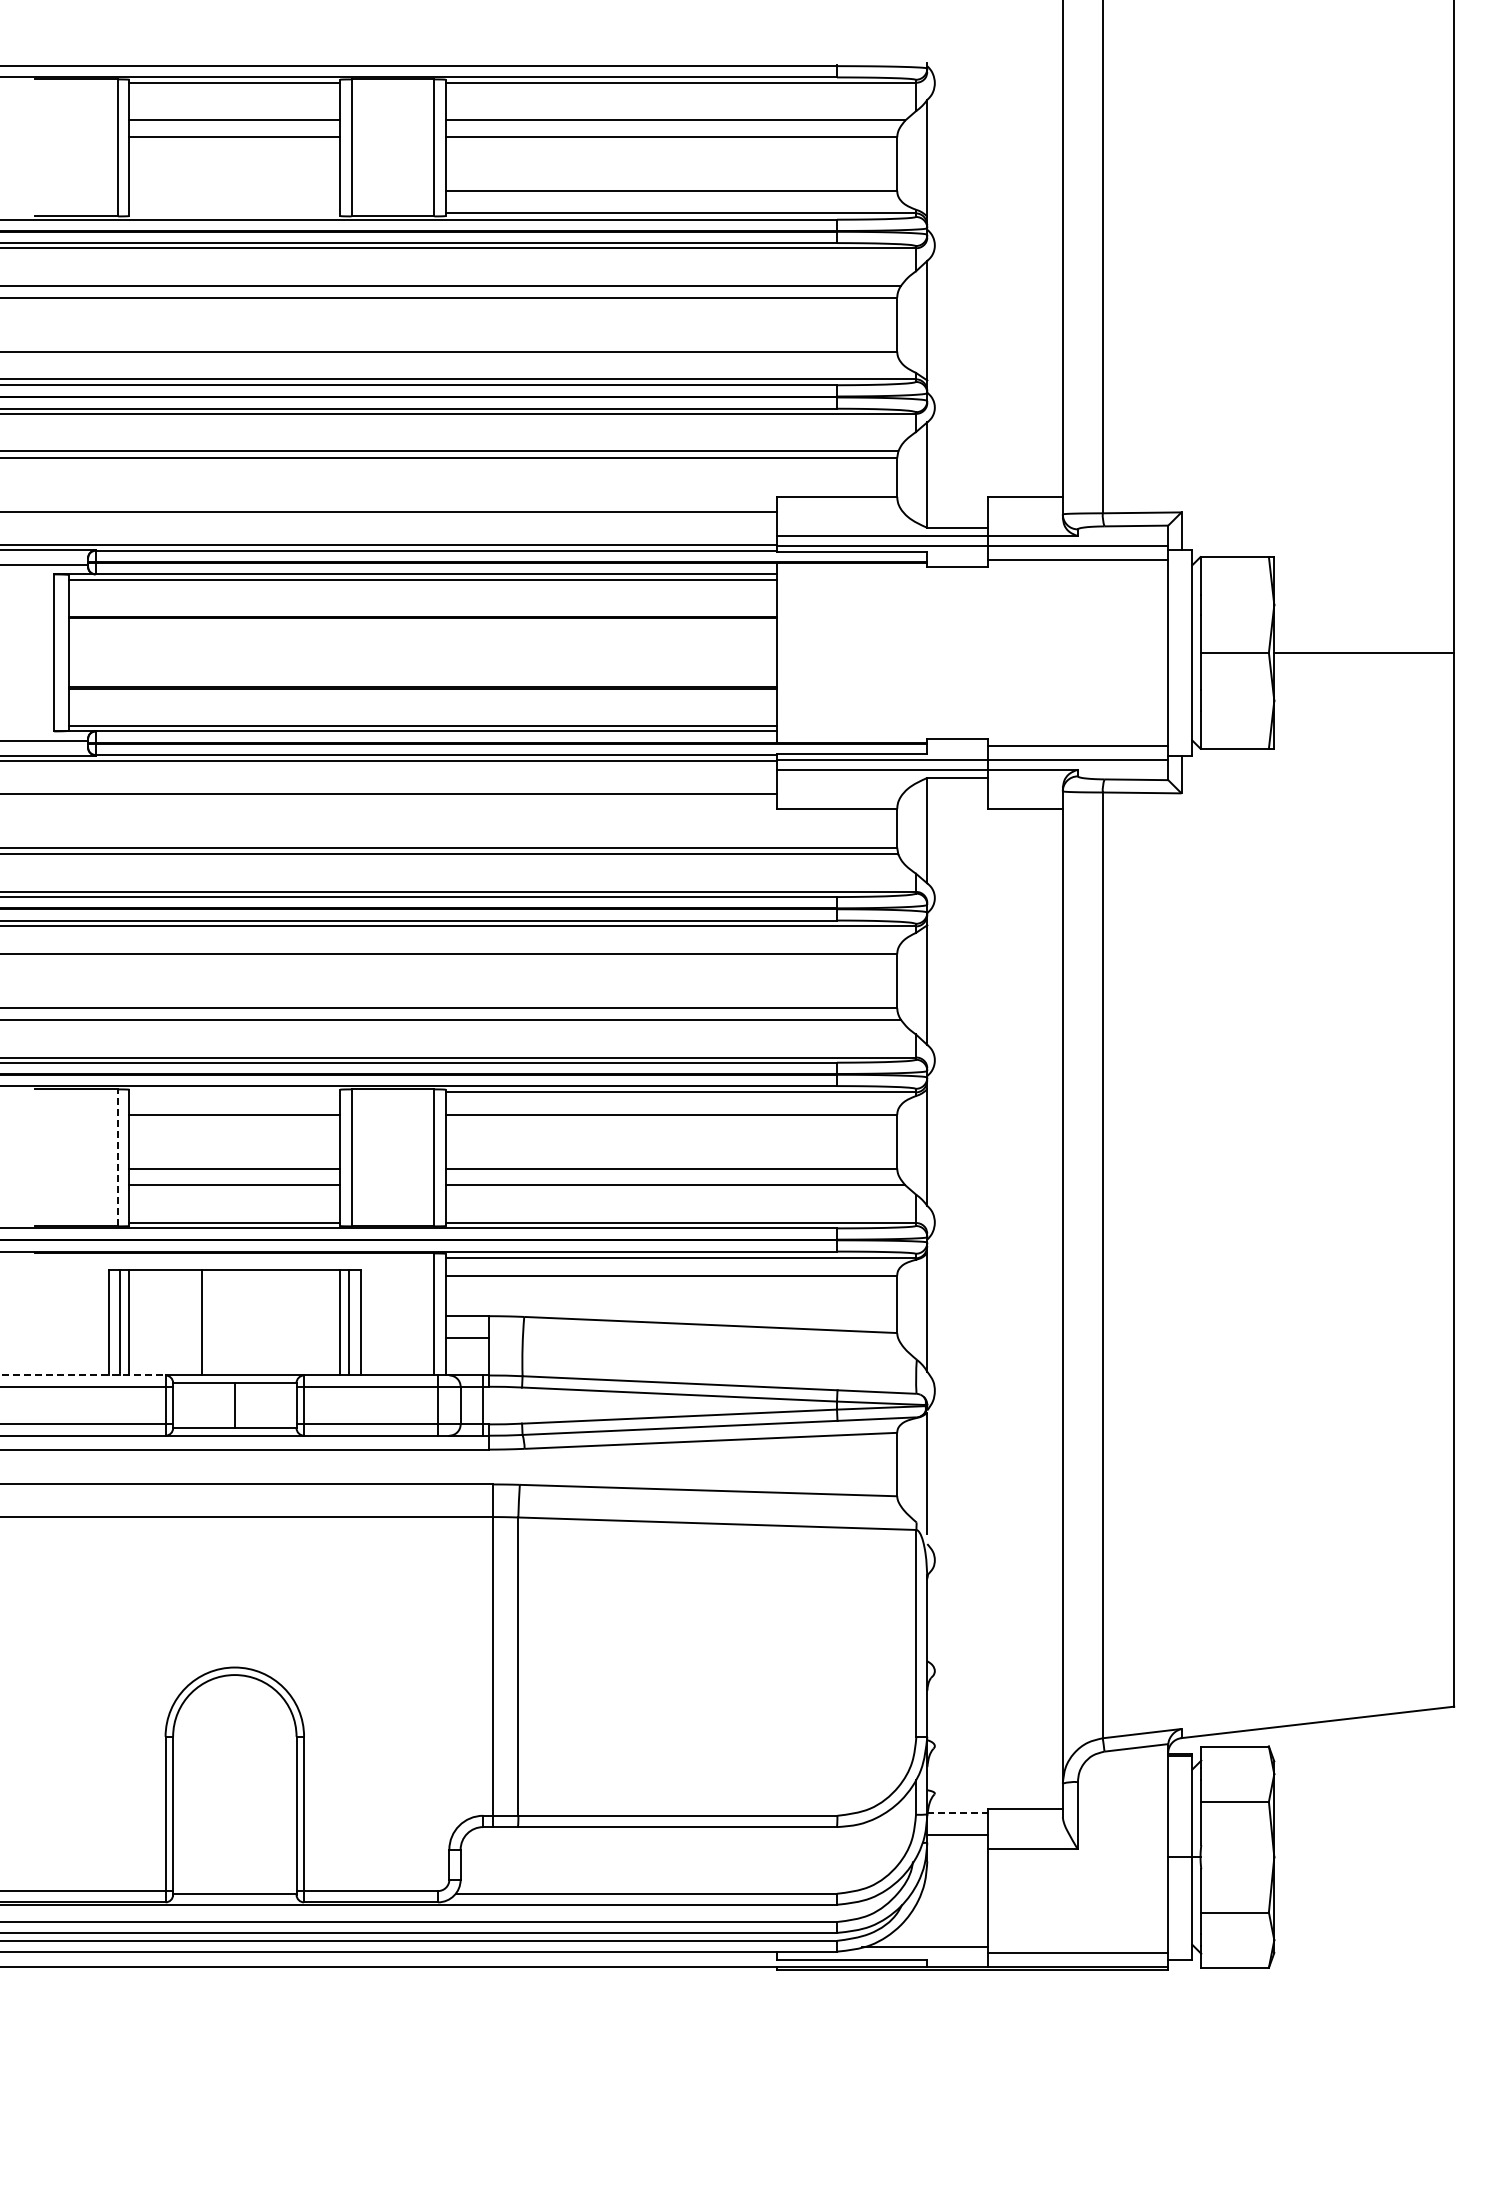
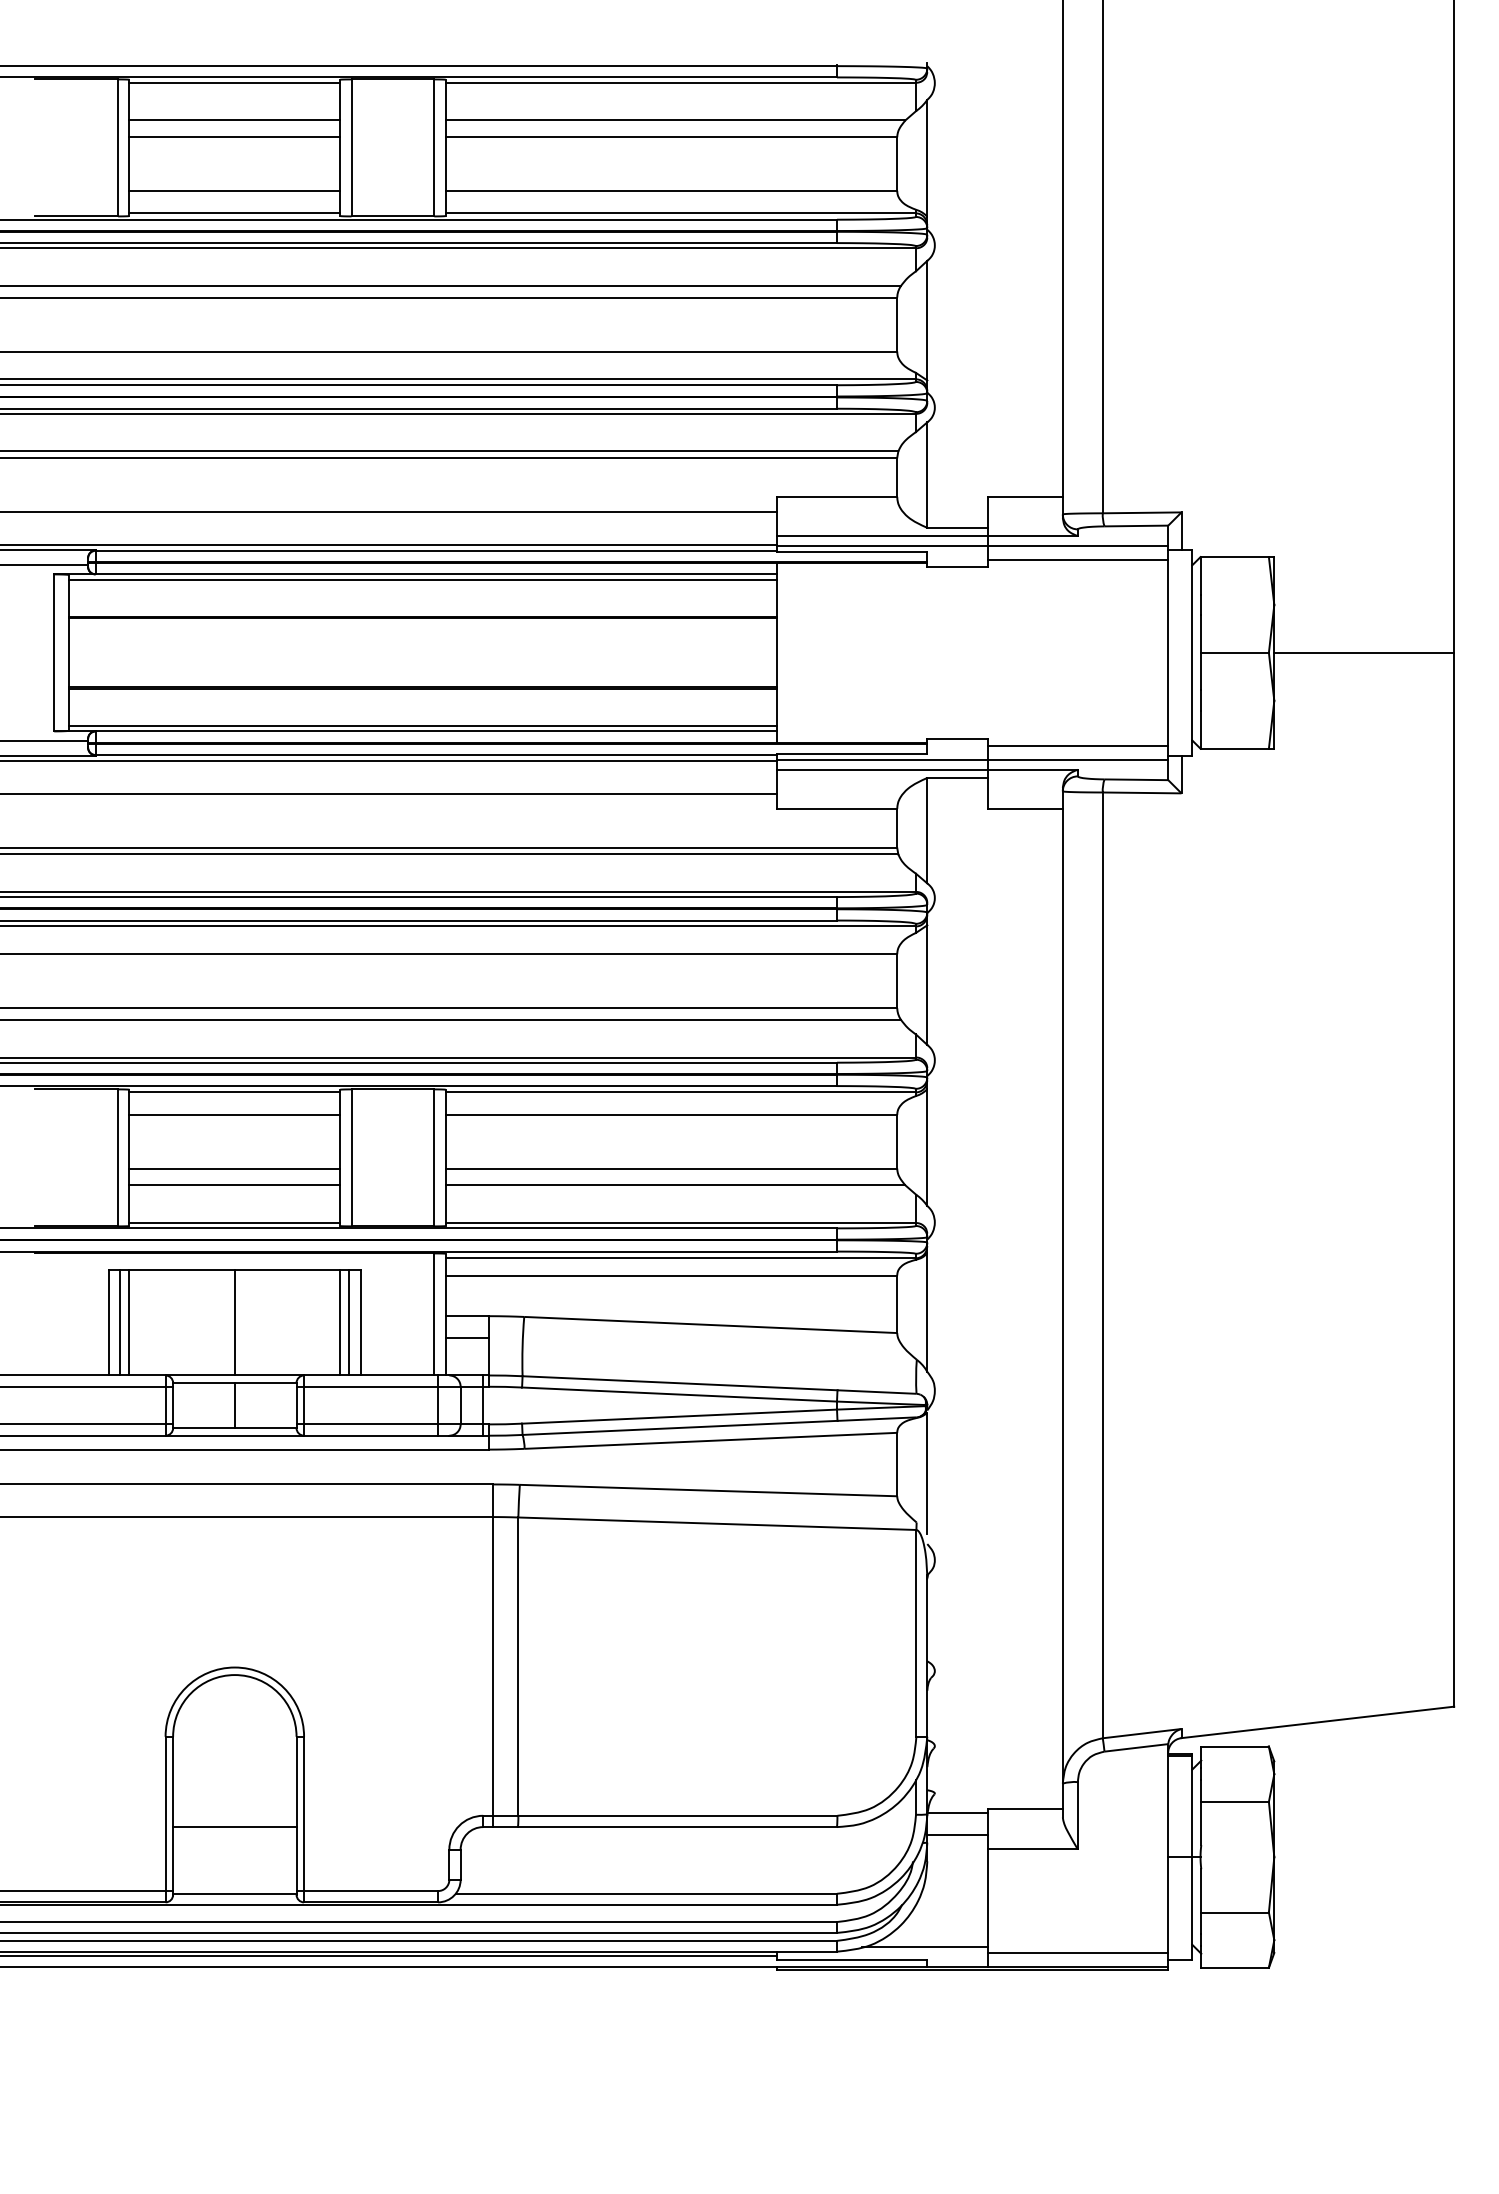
line: none -> present (234, 190)
line: none -> present (234, 213)
line: none -> present (234, 1092)
line: dashed -> solid (118, 1157)
line position: (201, 1322) -> (234, 1322) (234, 1322)
line: dashed -> solid (83, 1375)
line: dashed -> solid (957, 1812)
line: none -> present (234, 1827)
line: none -> present (389, 1956)
